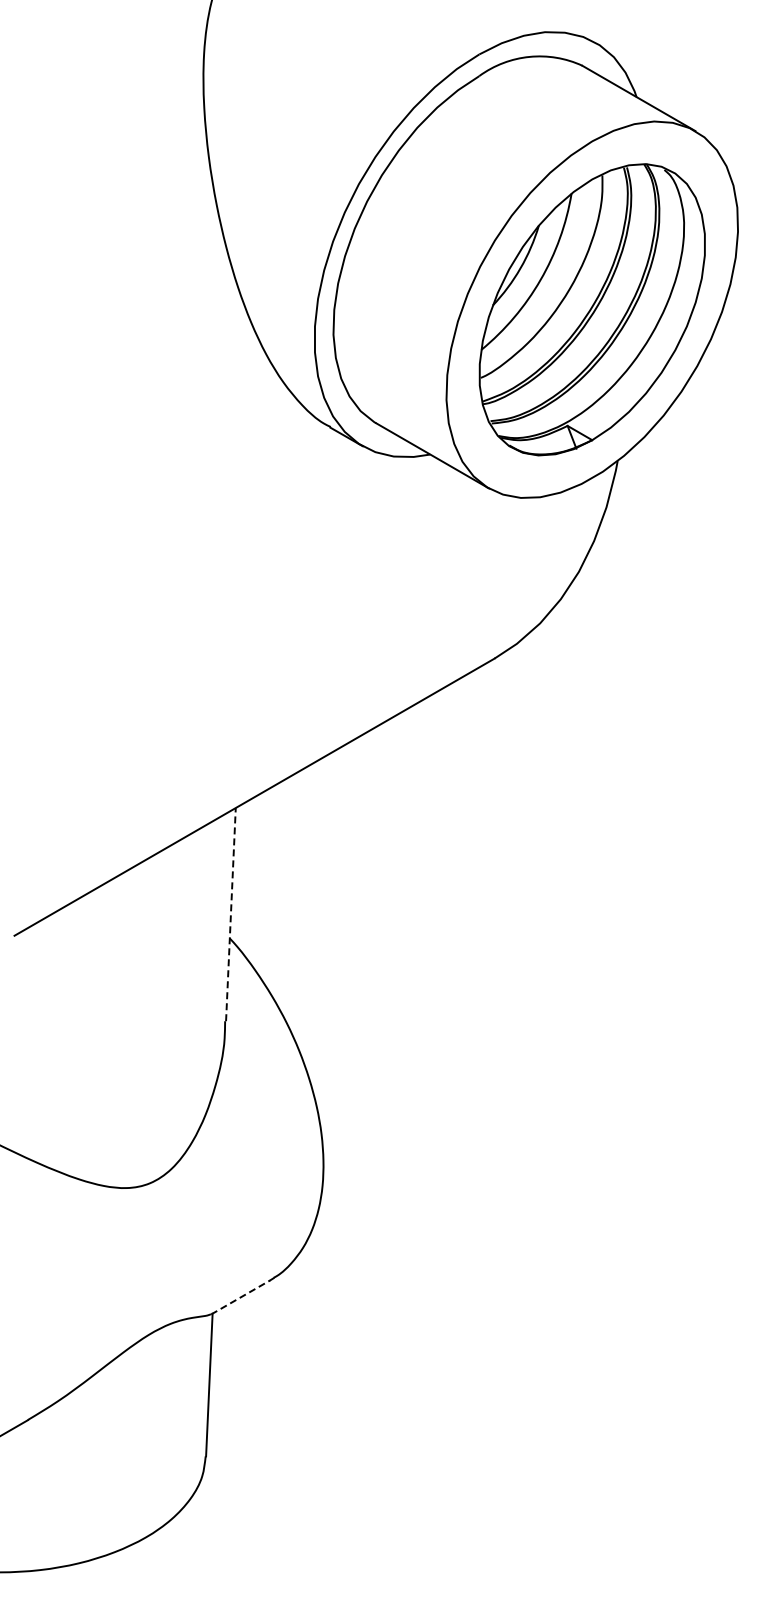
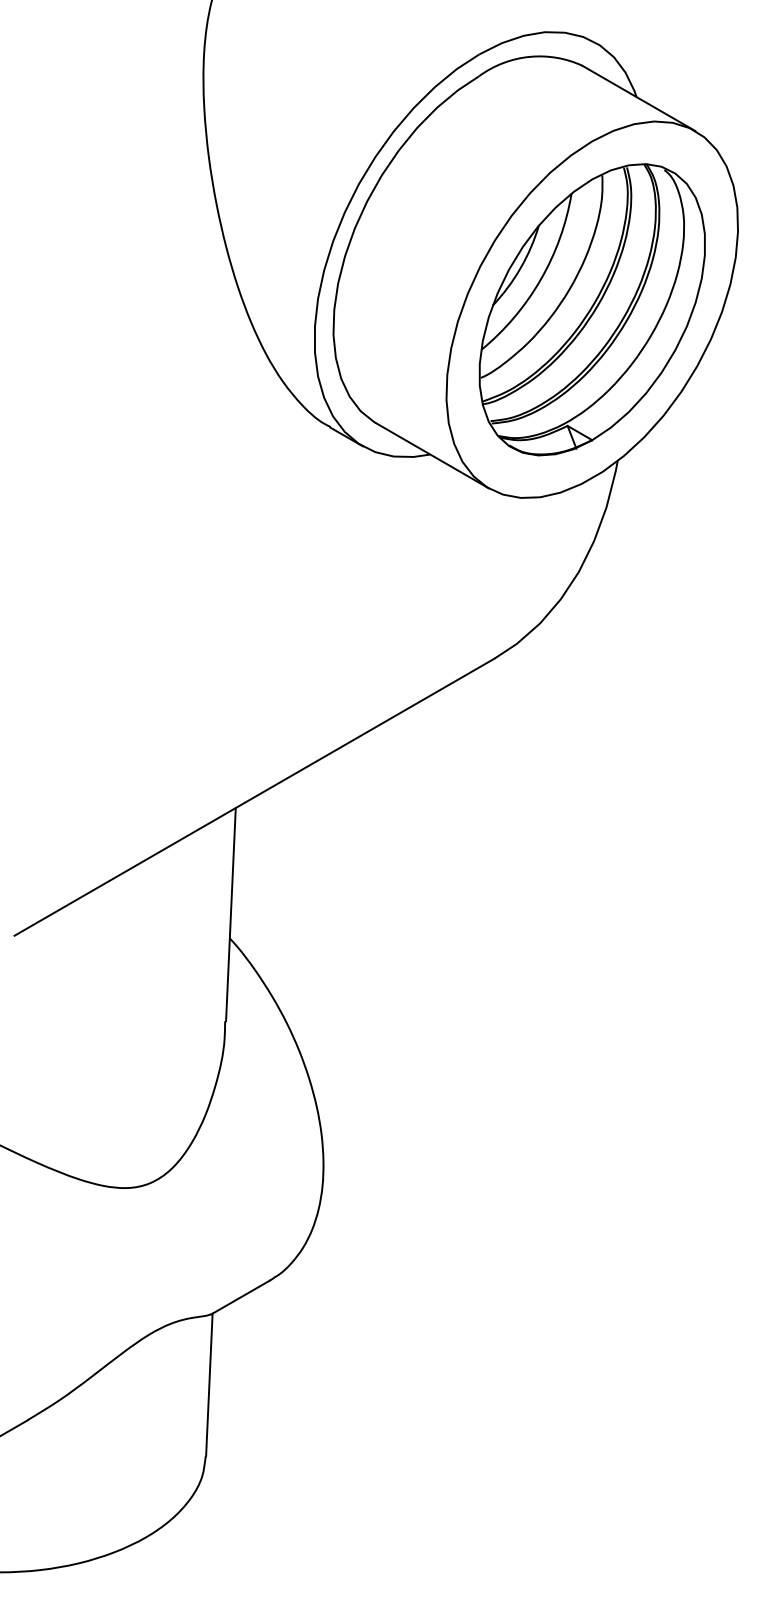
line: dashed -> solid (230, 914)
line: dashed -> solid (240, 1297)
